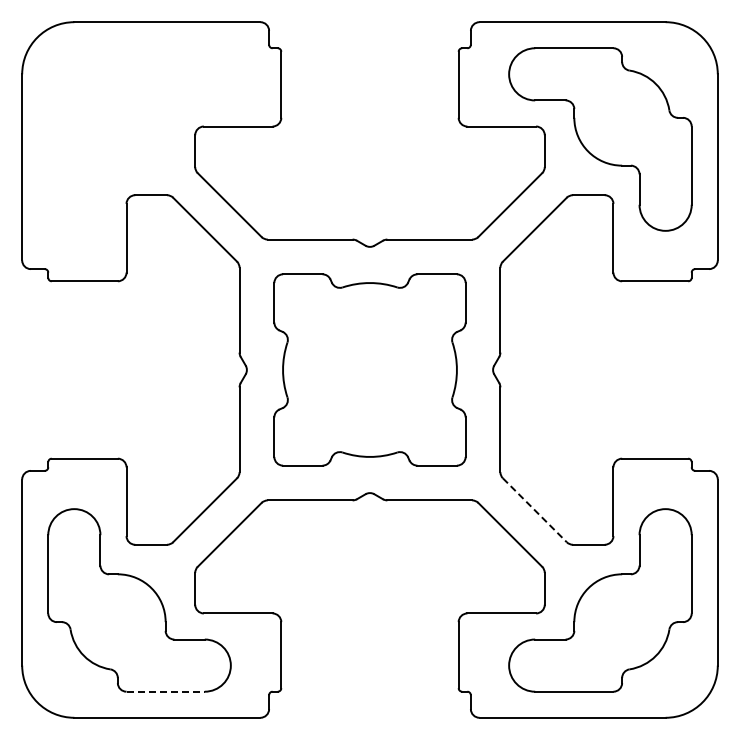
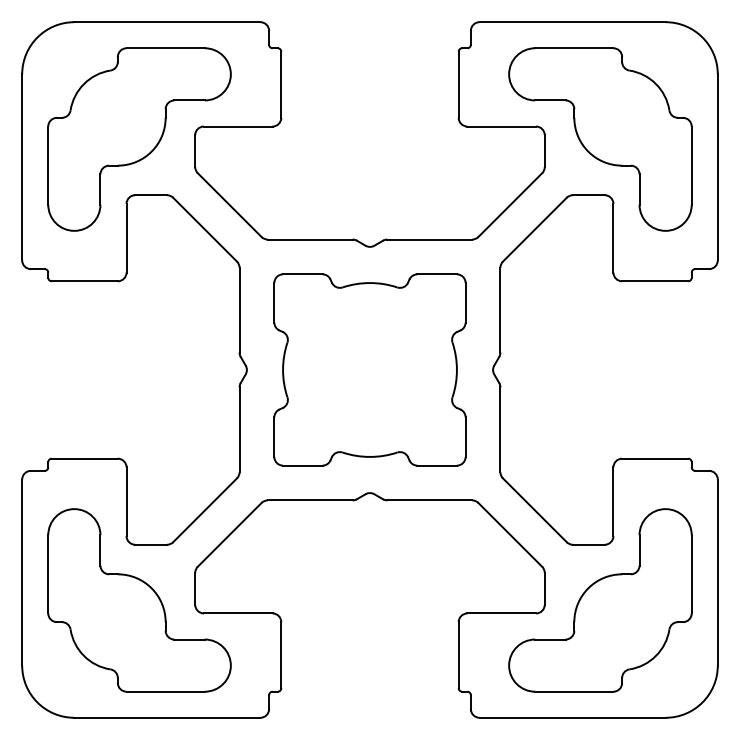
part: none -> present (139, 139)
line: dashed -> solid (535, 510)
line: dashed -> solid (166, 691)
